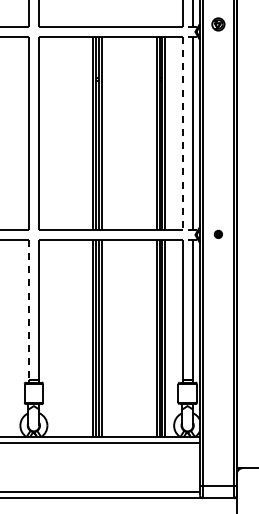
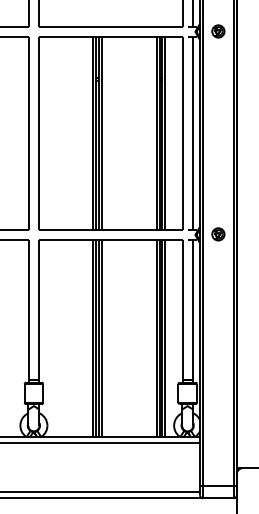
part position: (218, 24) -> (218, 31) (218, 31)
line: dashed -> solid (182, 133)
part size: 10x10 px -> 15x15 px (218, 234)
line: dashed -> solid (28, 309)
